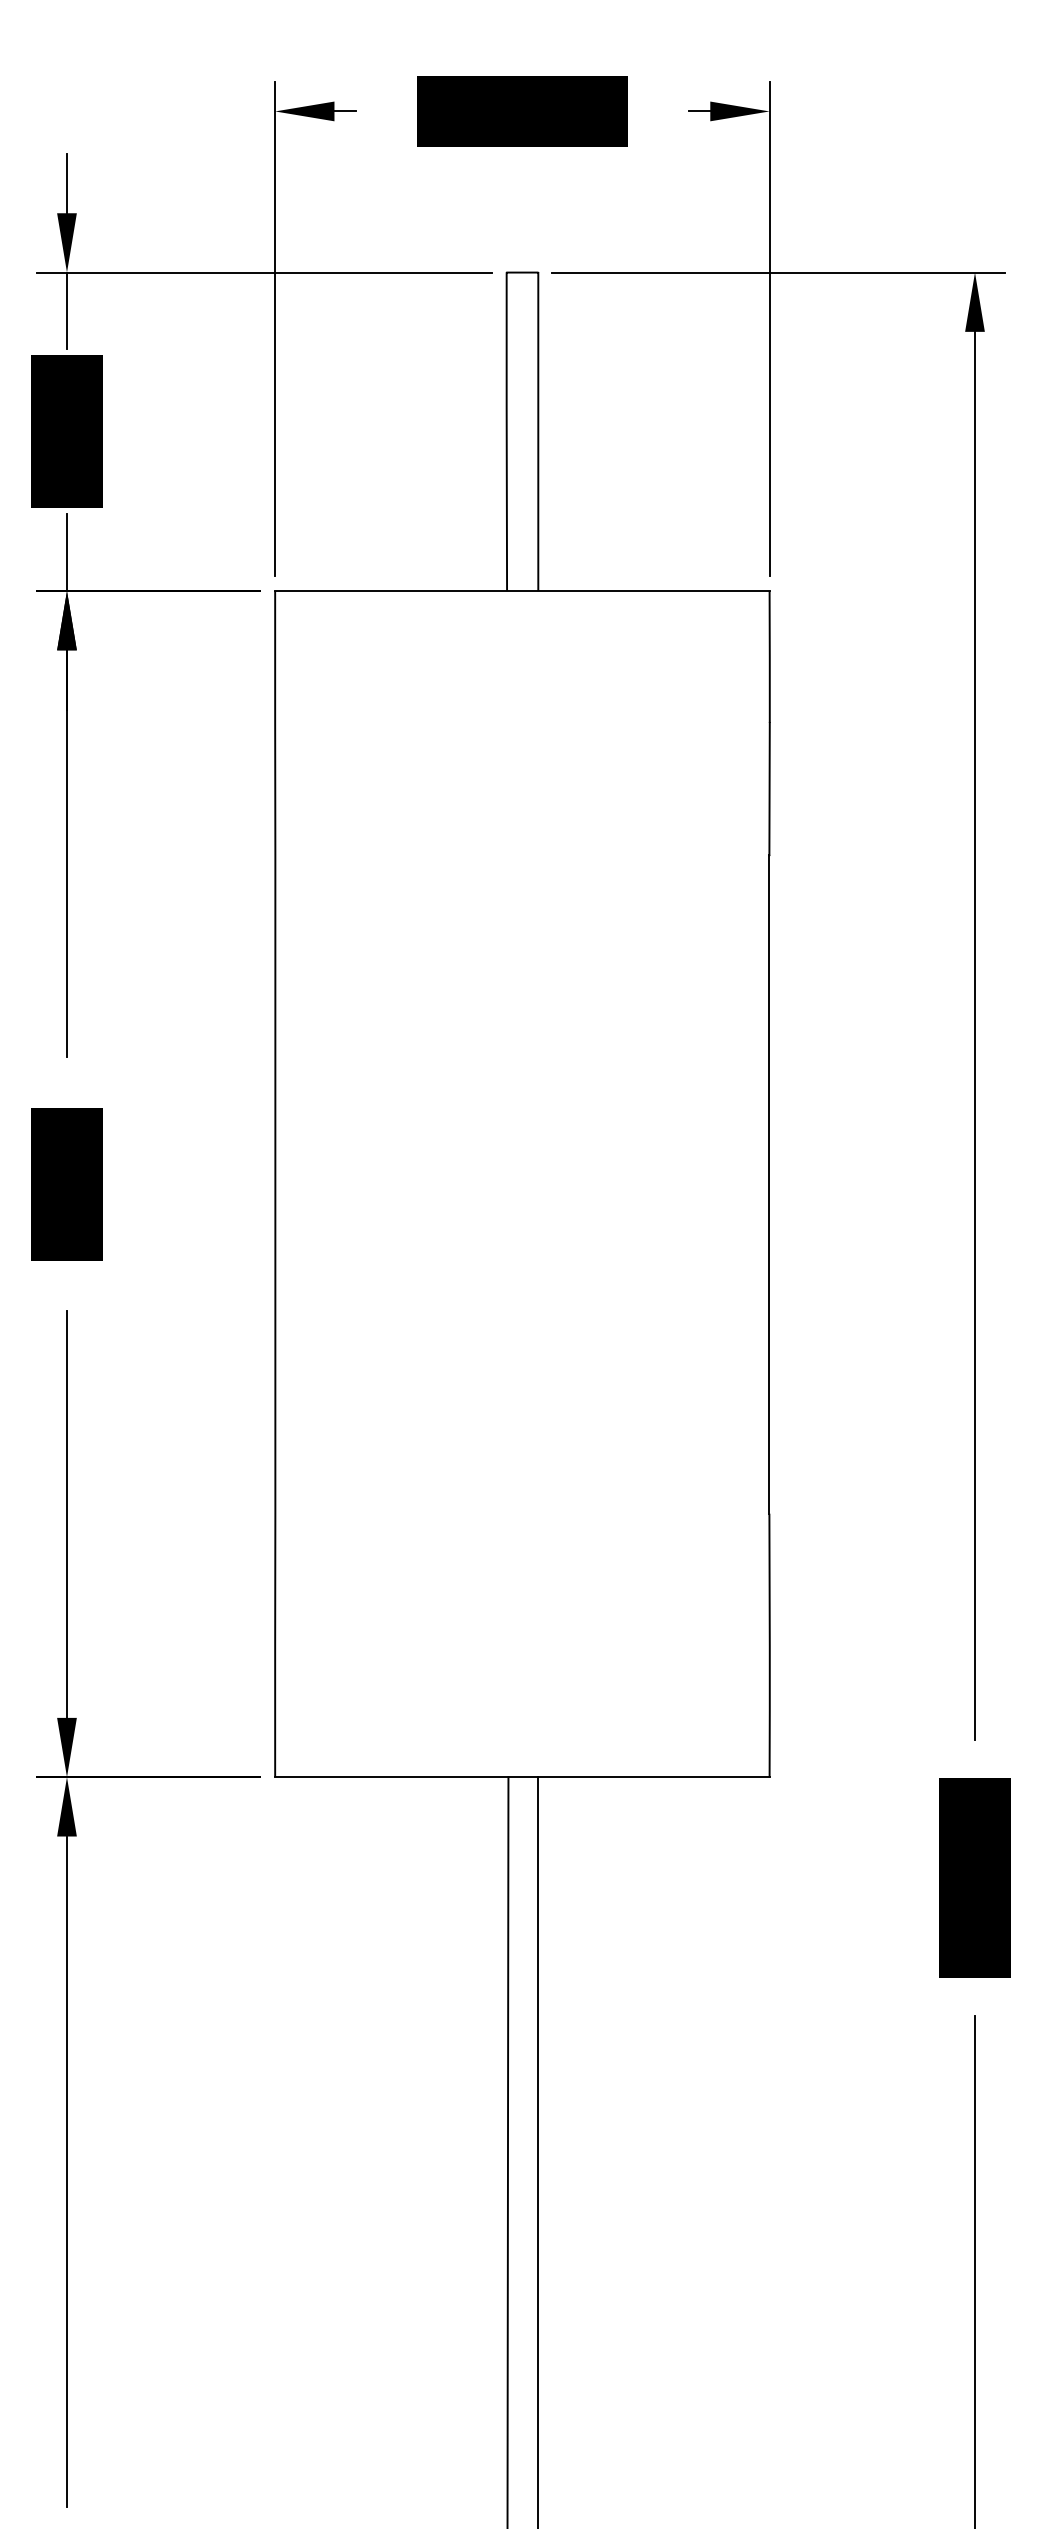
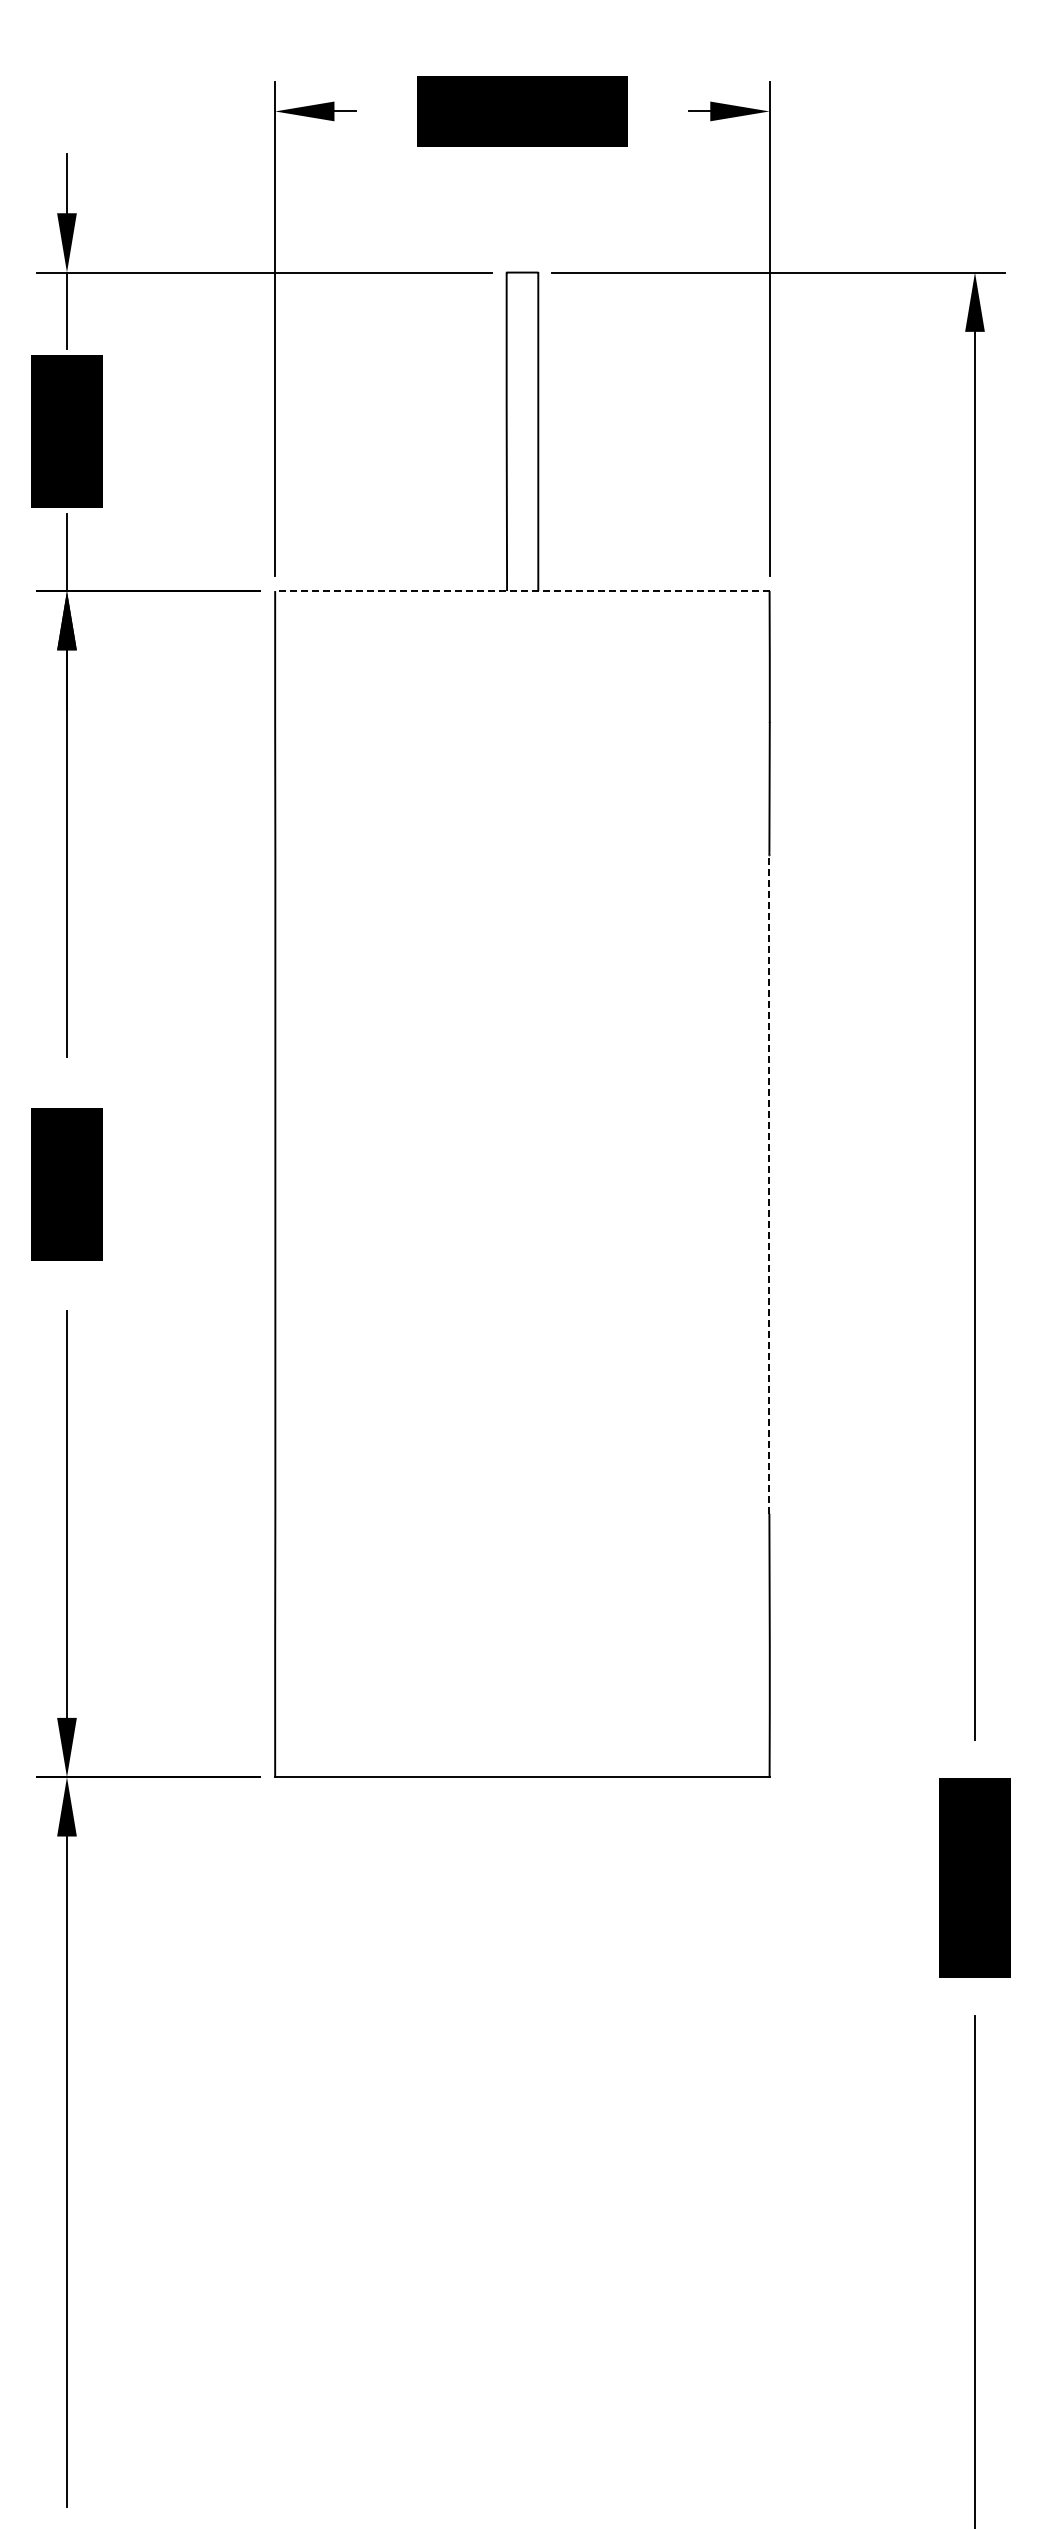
line: solid -> dashed (521, 591)
line: solid -> dashed (769, 1184)
line: present -> none (507, 2151)
line: present -> none (538, 2151)
